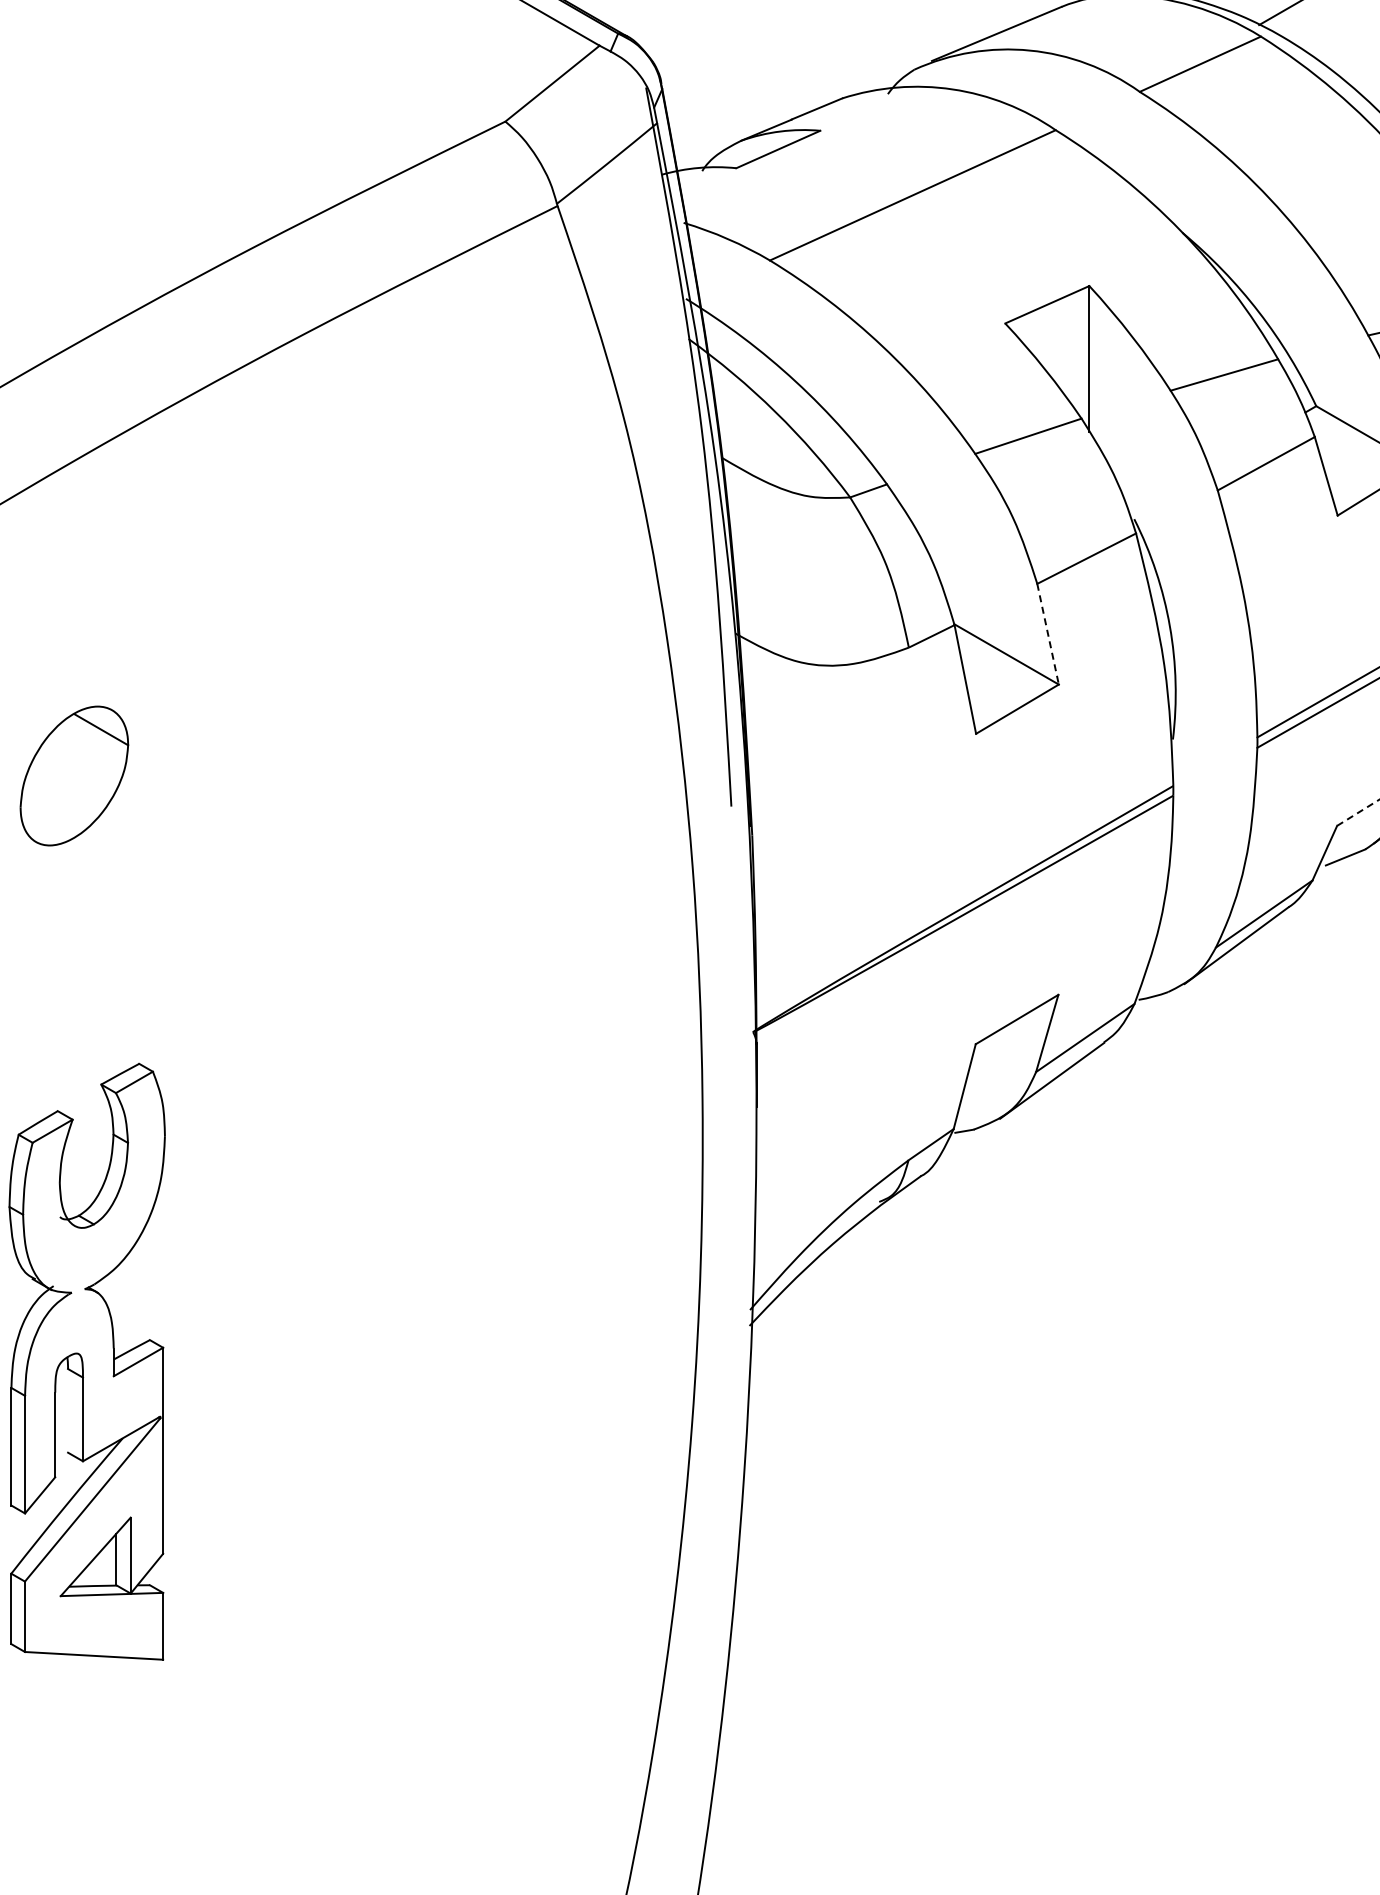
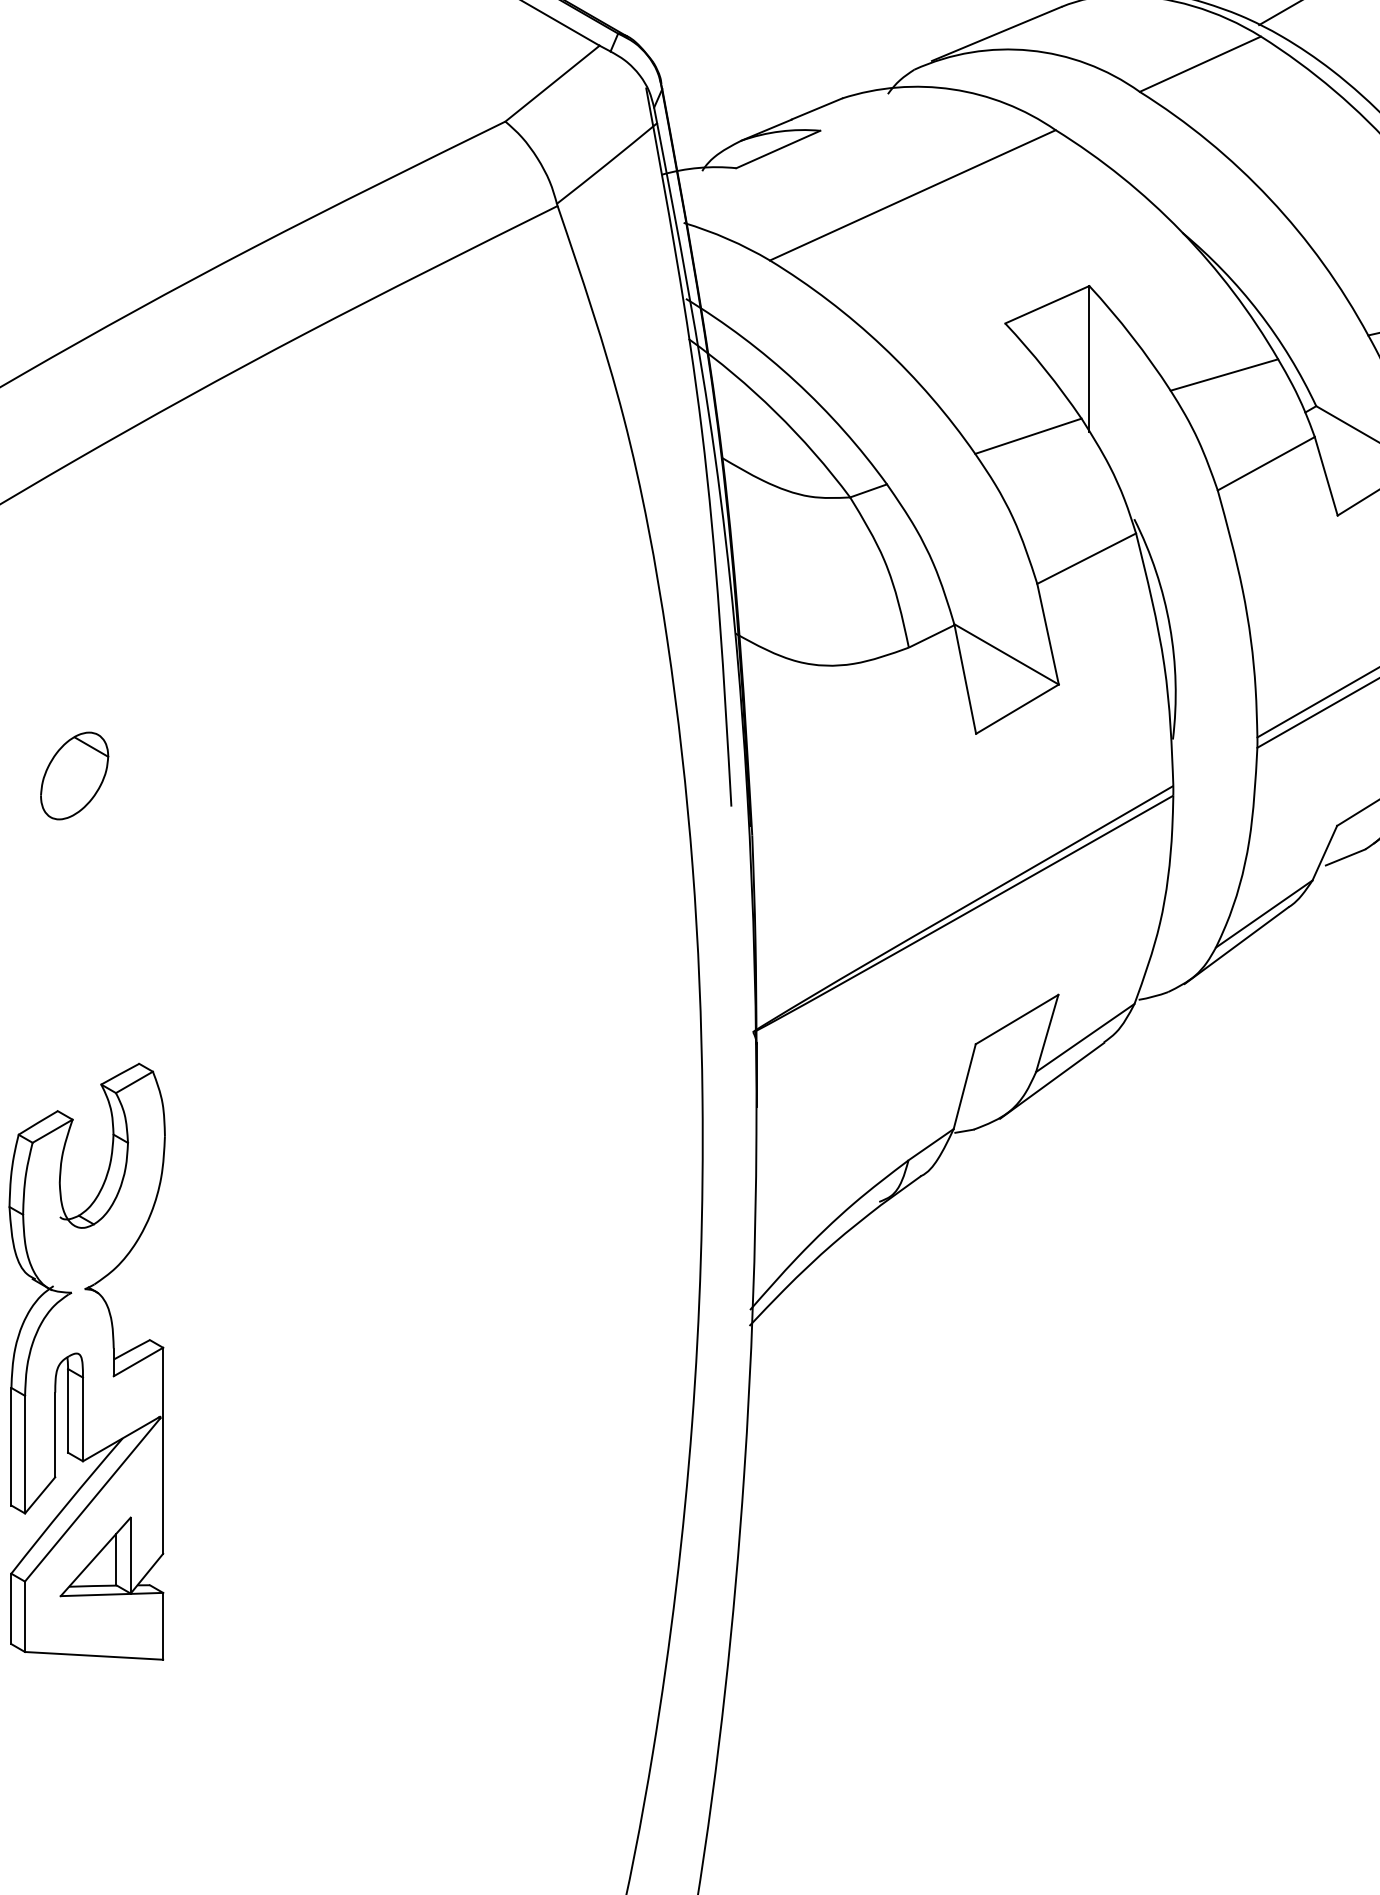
line: dashed -> solid (1048, 634)
part size: 111x142 px -> 70x90 px (74, 775)
line: dashed -> solid (1358, 812)
line: none -> present (68, 1410)
